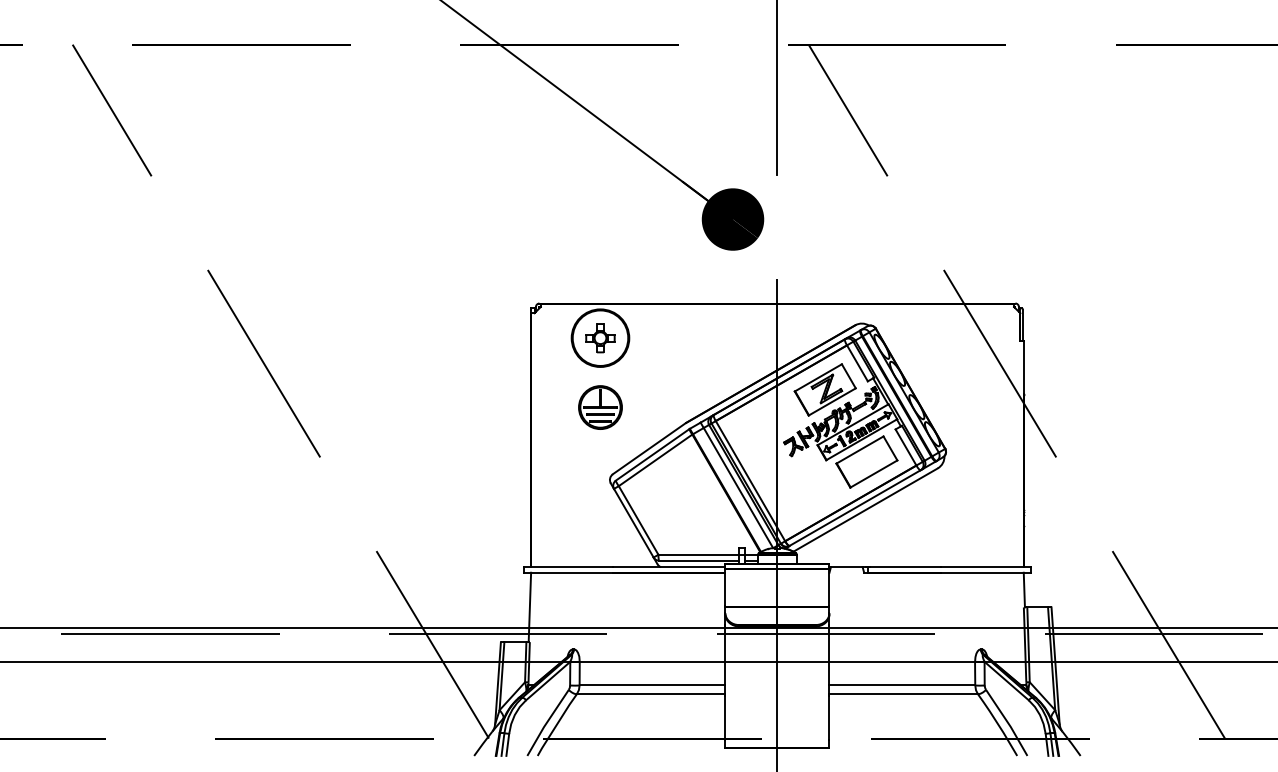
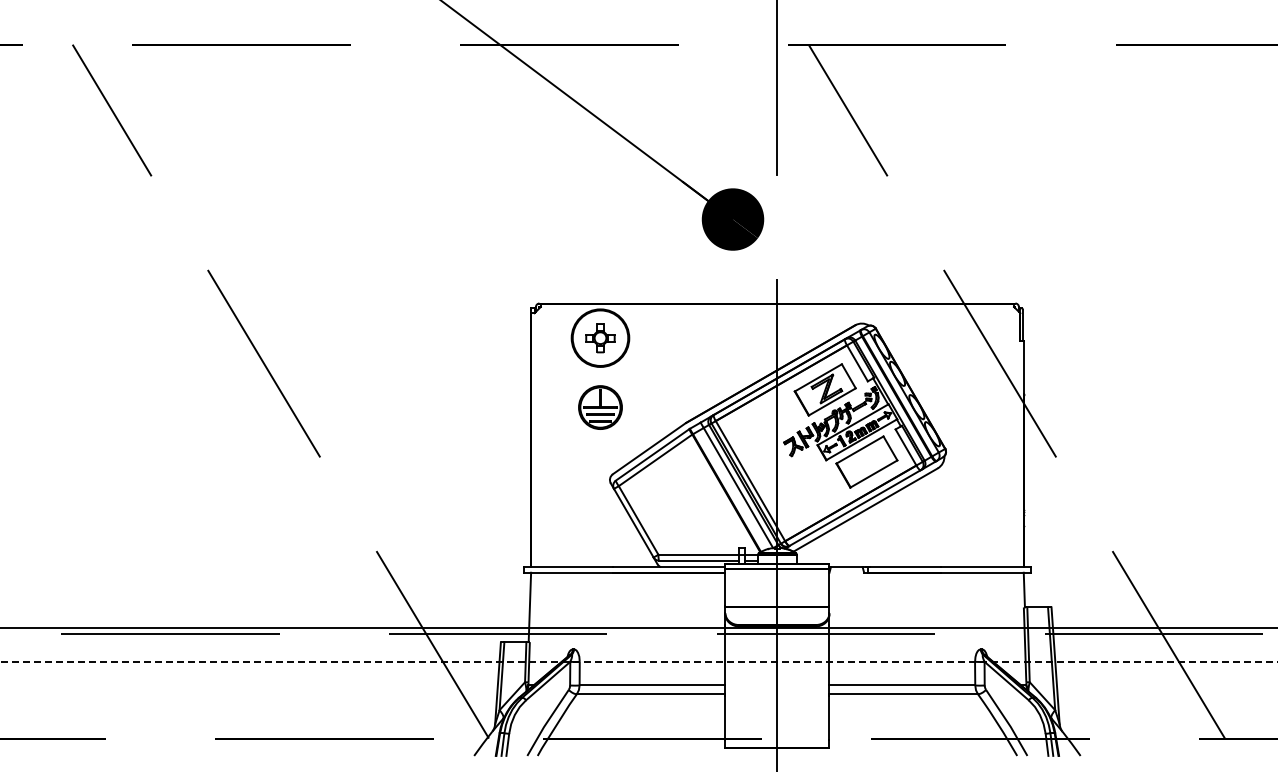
line: solid -> dashed (639, 662)
